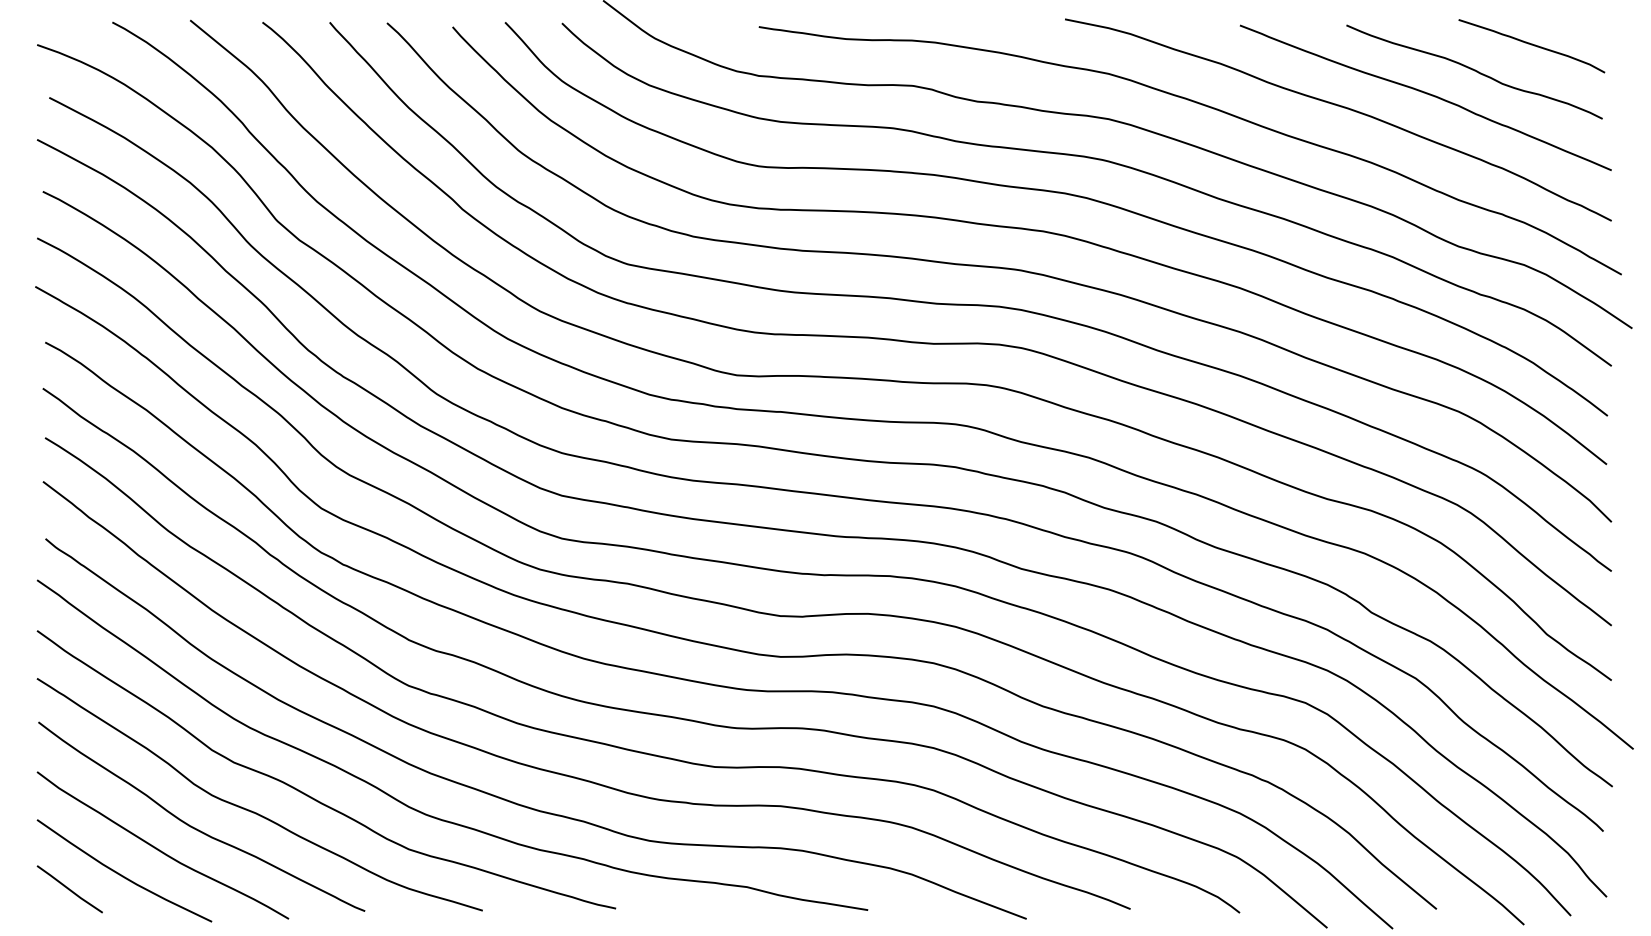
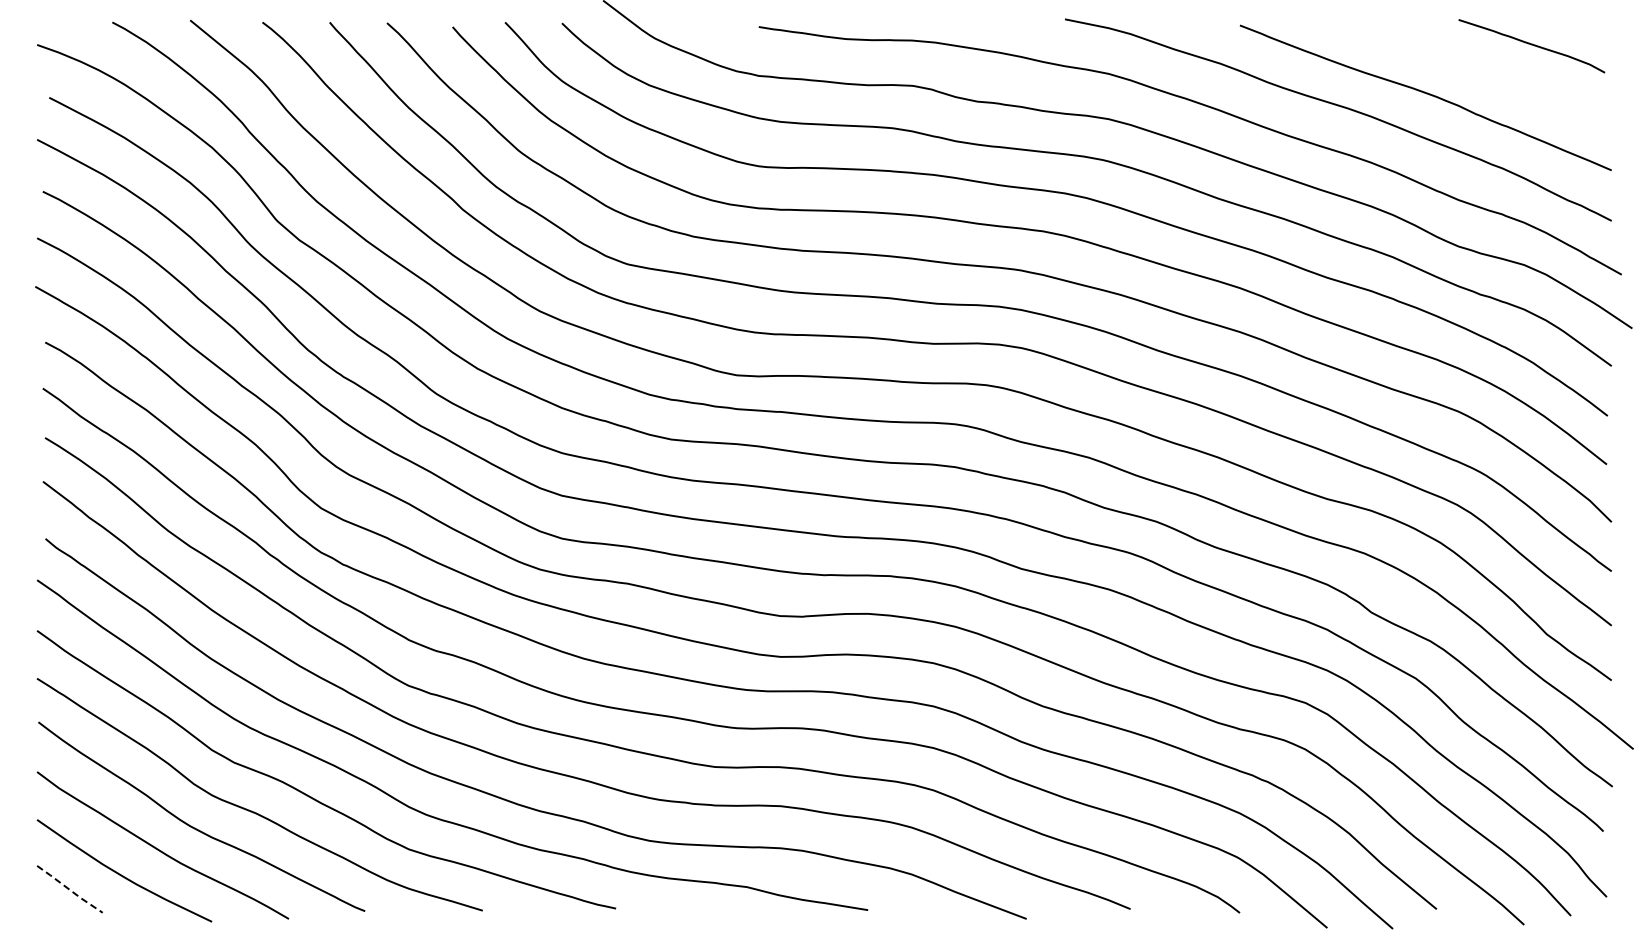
curve: present -> none (1474, 71)
line: solid -> dashed (69, 889)
